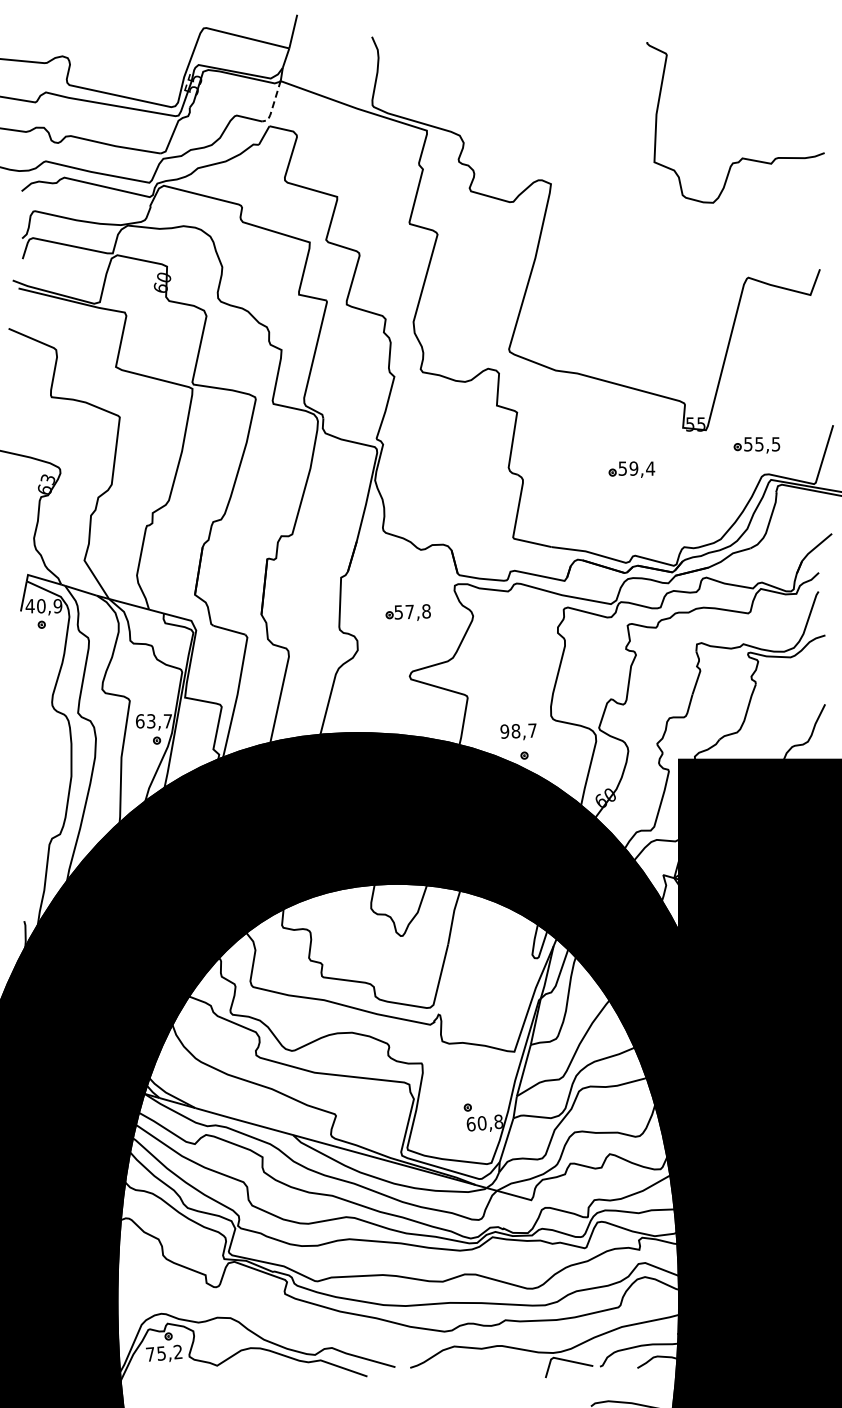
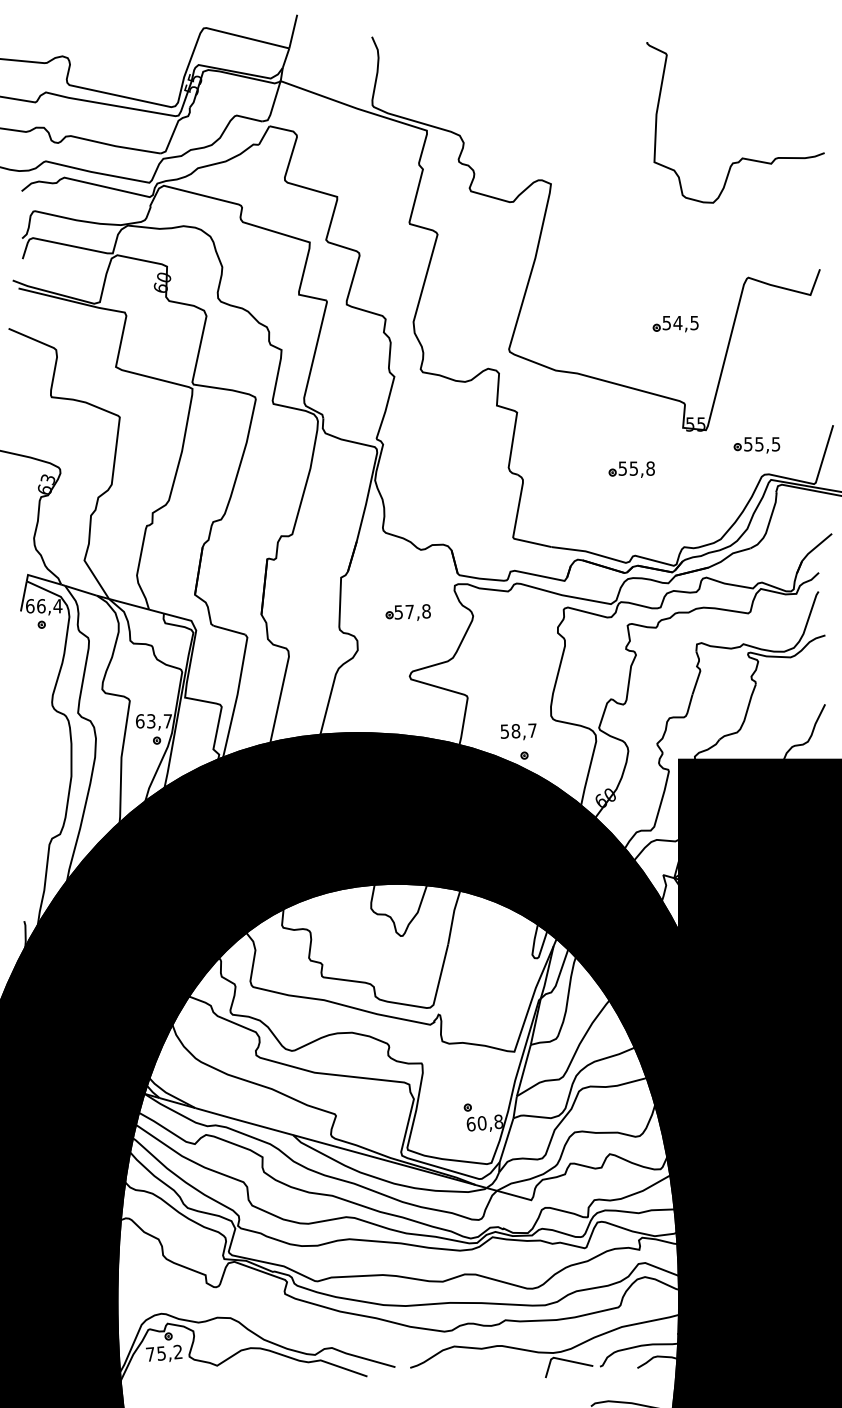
line: dashed -> solid (273, 104)
part: none -> present (675, 324)
text: 59,4 -> 55,8 (642, 468)
text: 40,9 -> 66,4 (43, 606)
text: 98,7 -> 58,7 (504, 731)
